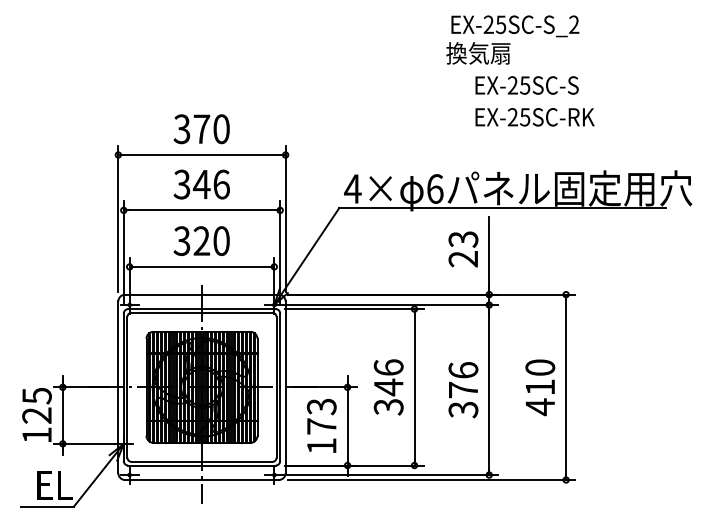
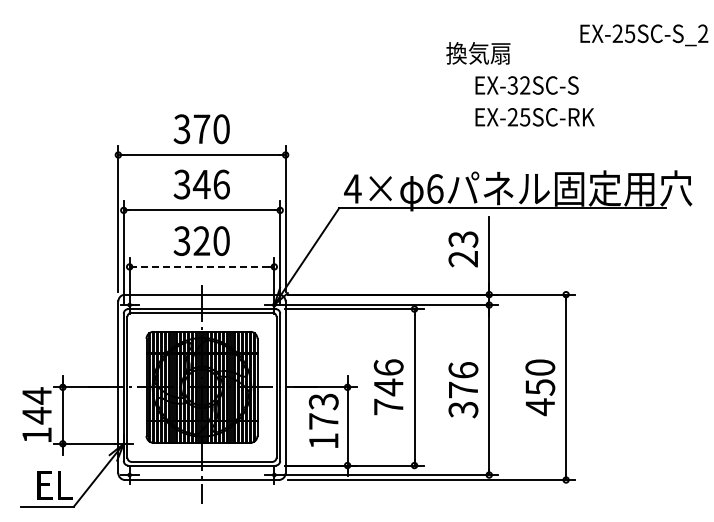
text position: (515, 26) -> (644, 35) (644, 35)
text: EX-25SC-S -> EX-32SC-S (518, 85)
line: solid -> dashed (202, 266)
text: 410 -> 450 (540, 387)
text: 125 -> 144 (36, 405)
text: 346 -> 746 (388, 406)
text position: (321, 425) -> (323, 420) (323, 420)
